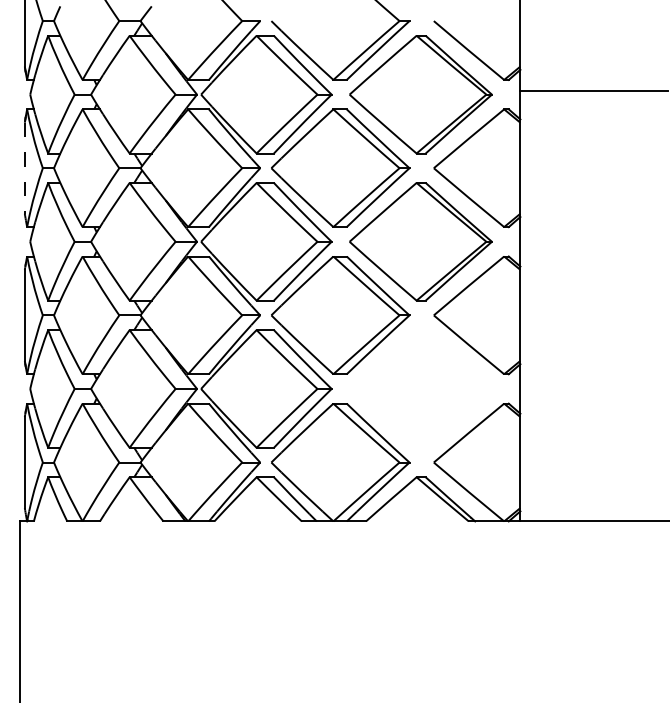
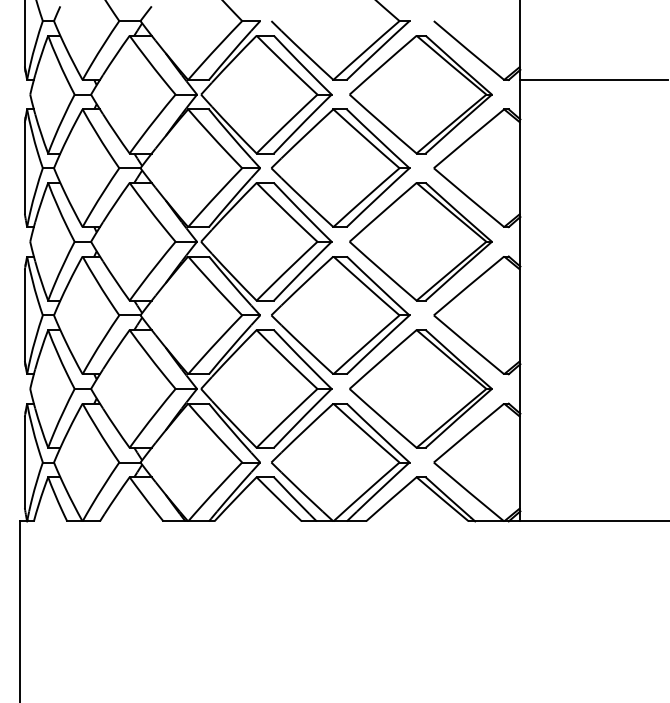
line position: (593, 90) -> (593, 79) (593, 79)
line: dashed -> solid (24, 168)
part: none -> present (420, 388)
